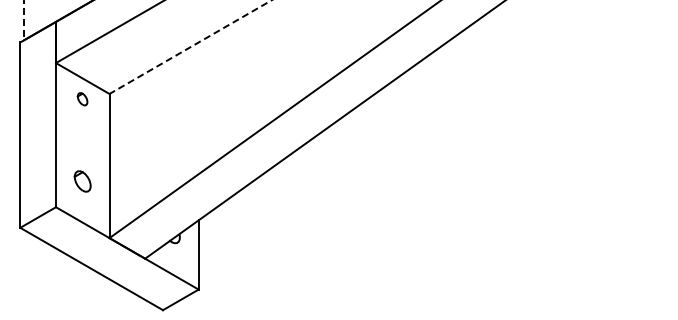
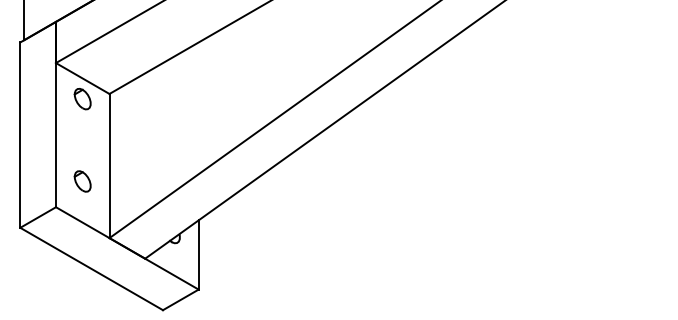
line: dashed -> solid (23, 20)
line: dashed -> solid (190, 47)
part size: 13x15 px -> 19x23 px (82, 99)
